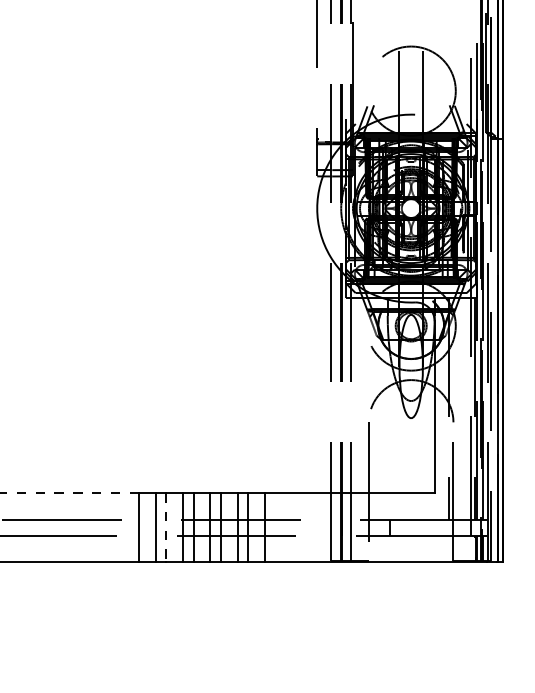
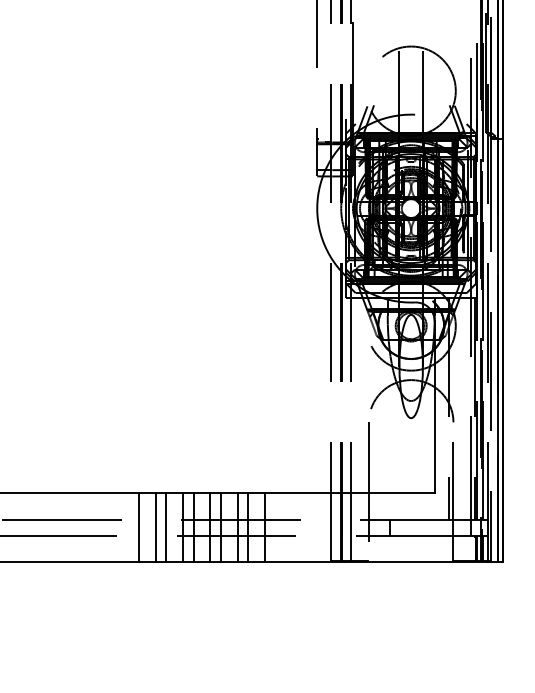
line: dashed -> solid (69, 493)
line: dashed -> solid (166, 527)
